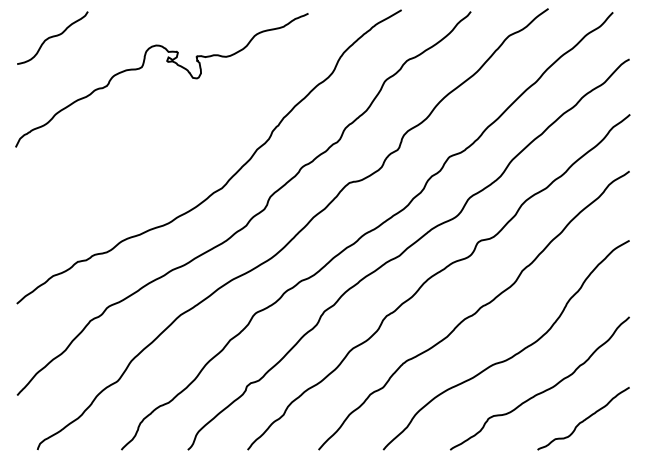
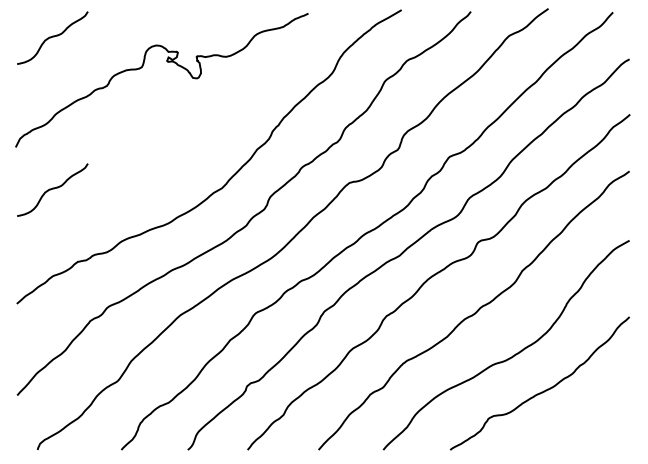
curve: none -> present (52, 189)
curve: present -> none (583, 419)
